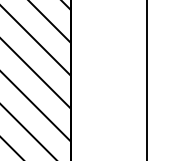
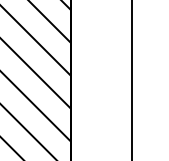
line position: (146, 79) -> (131, 79) (131, 79)
